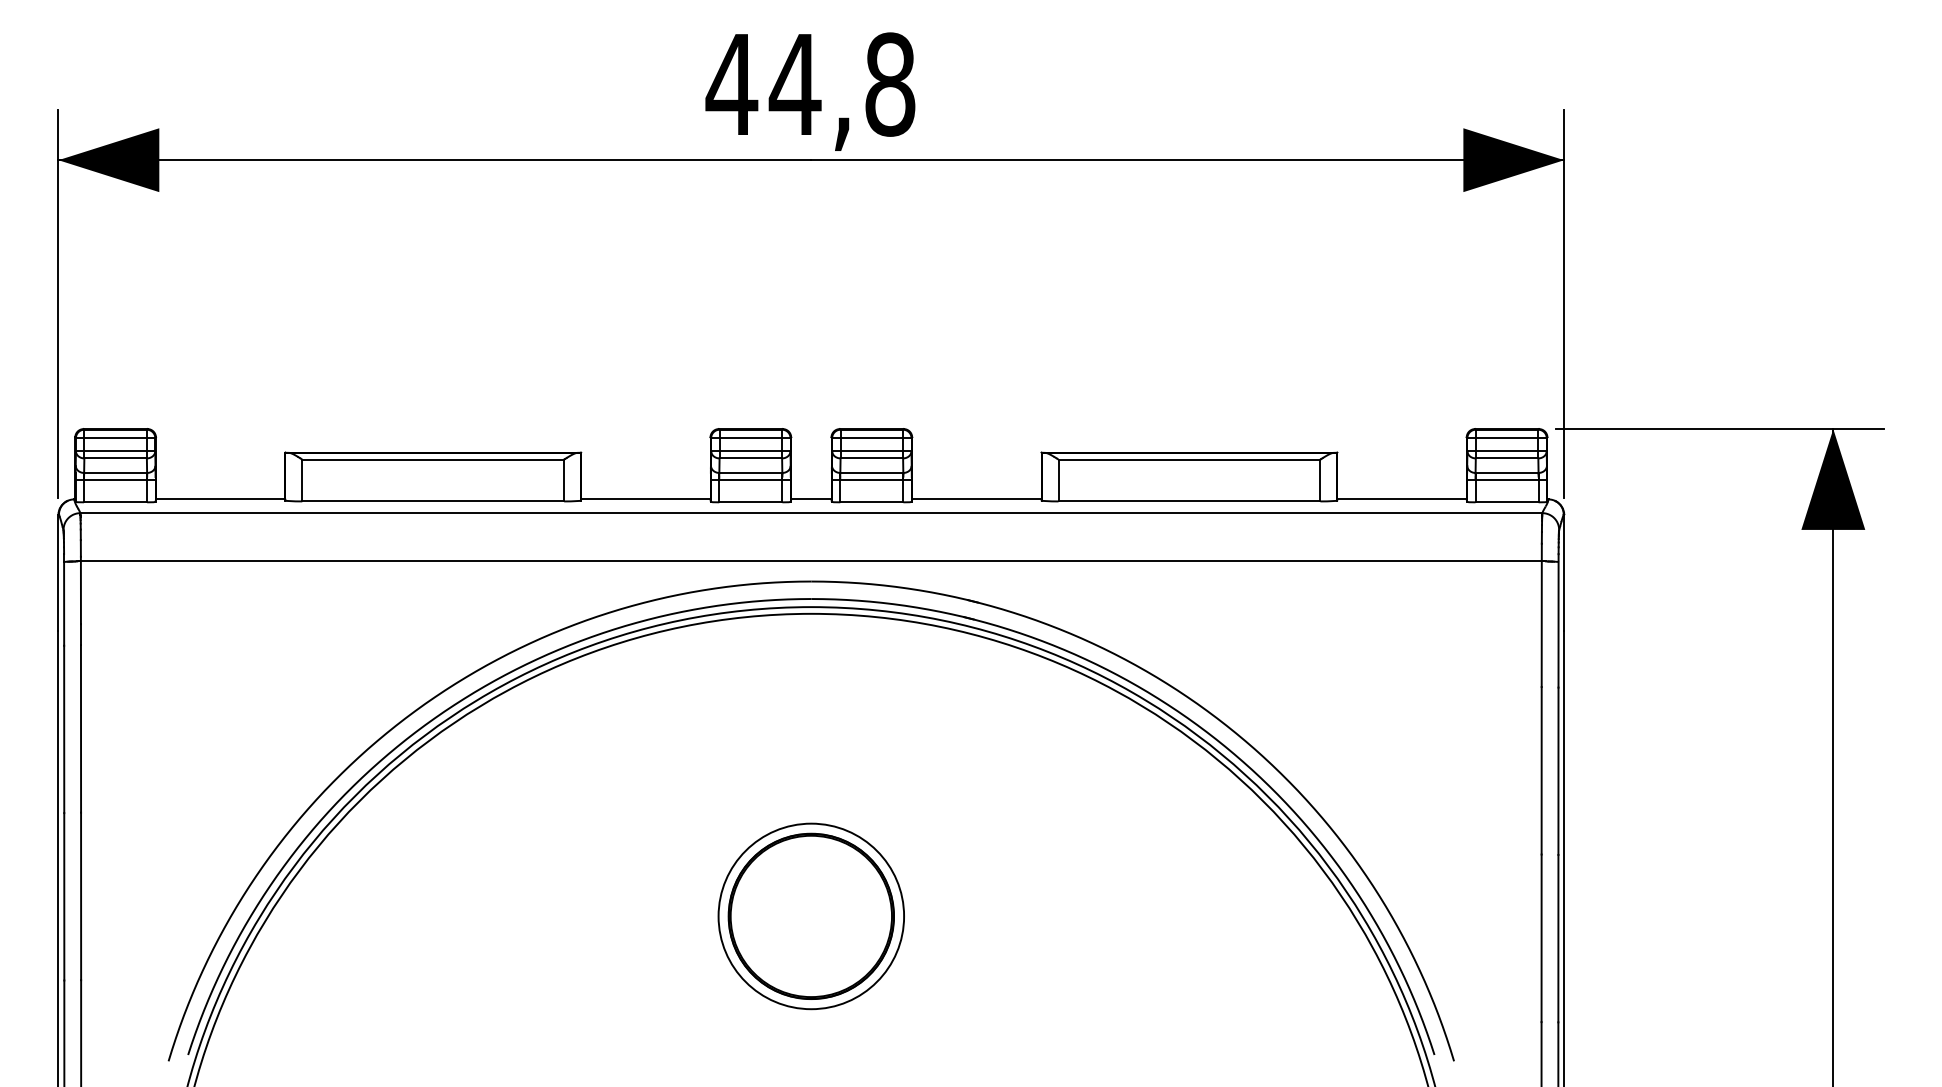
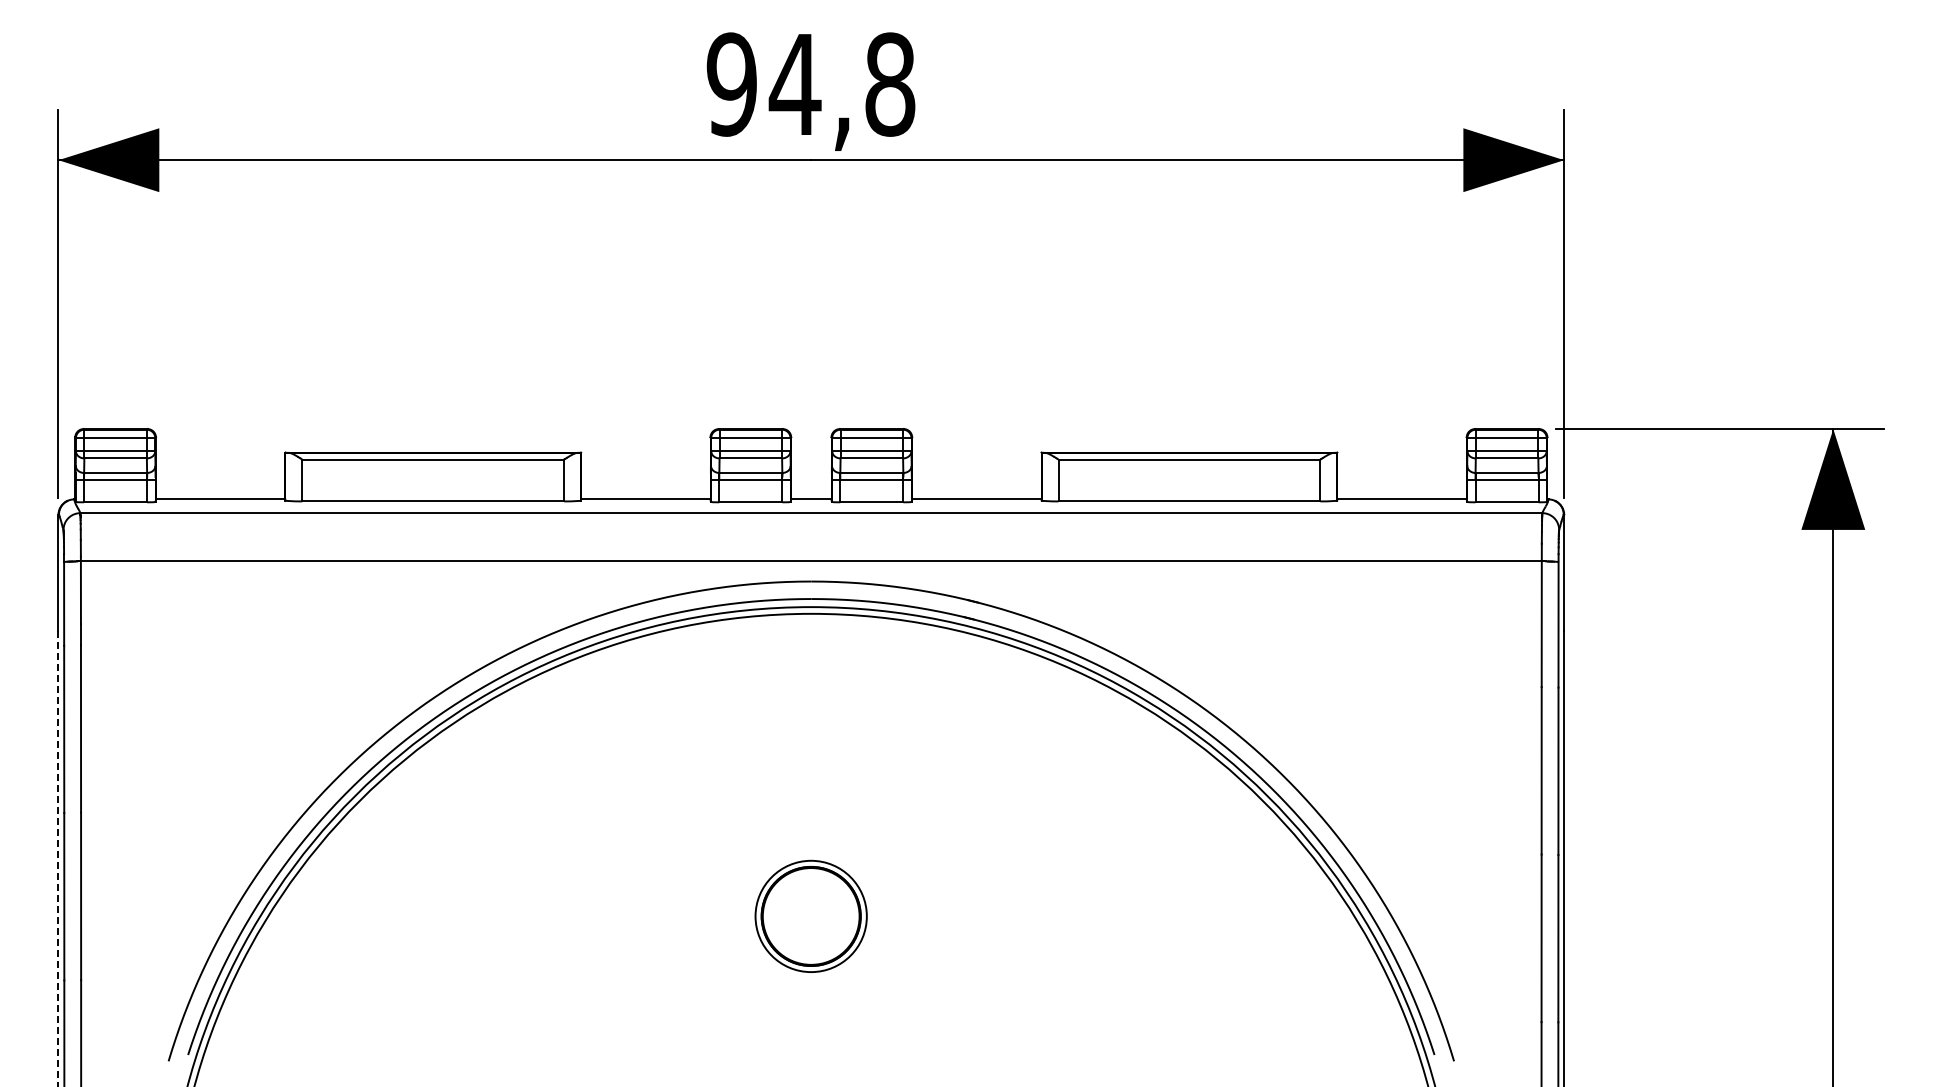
text: 44,8 -> 94,8 (731, 84)
line: solid -> dashed (58, 858)
part size: 188x189 px -> 114x114 px (810, 915)
